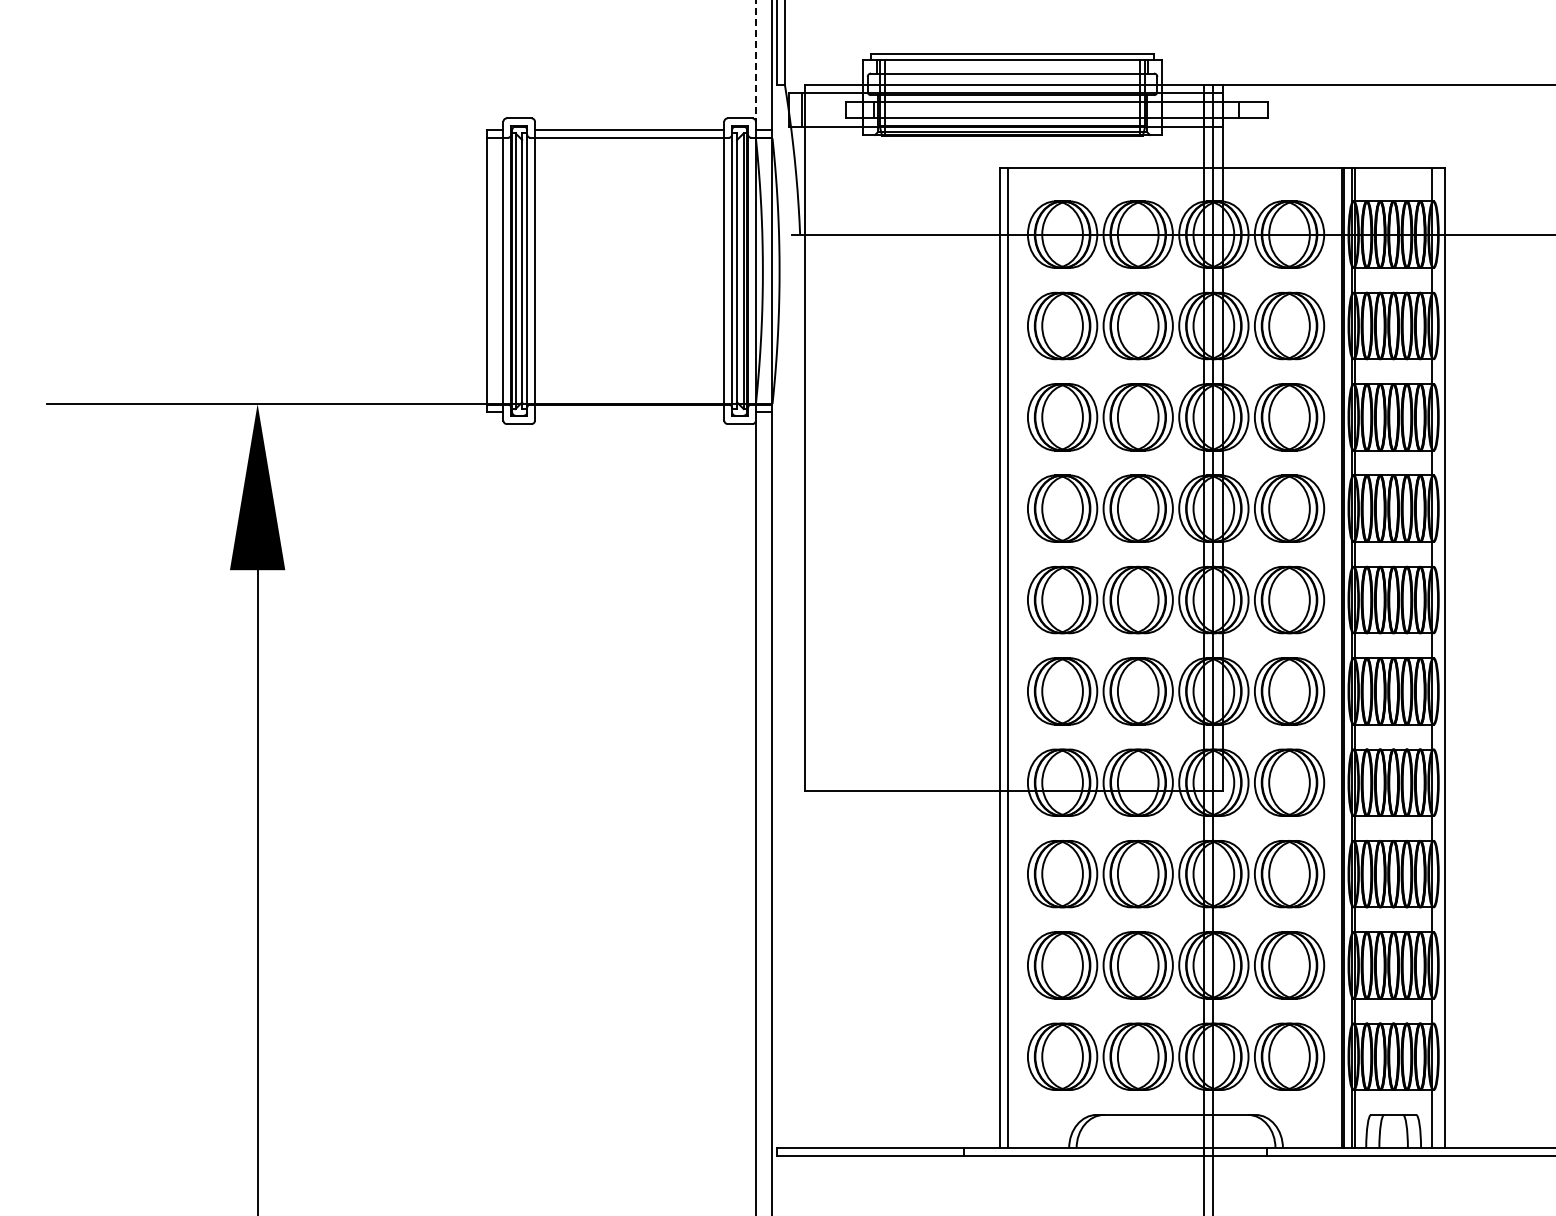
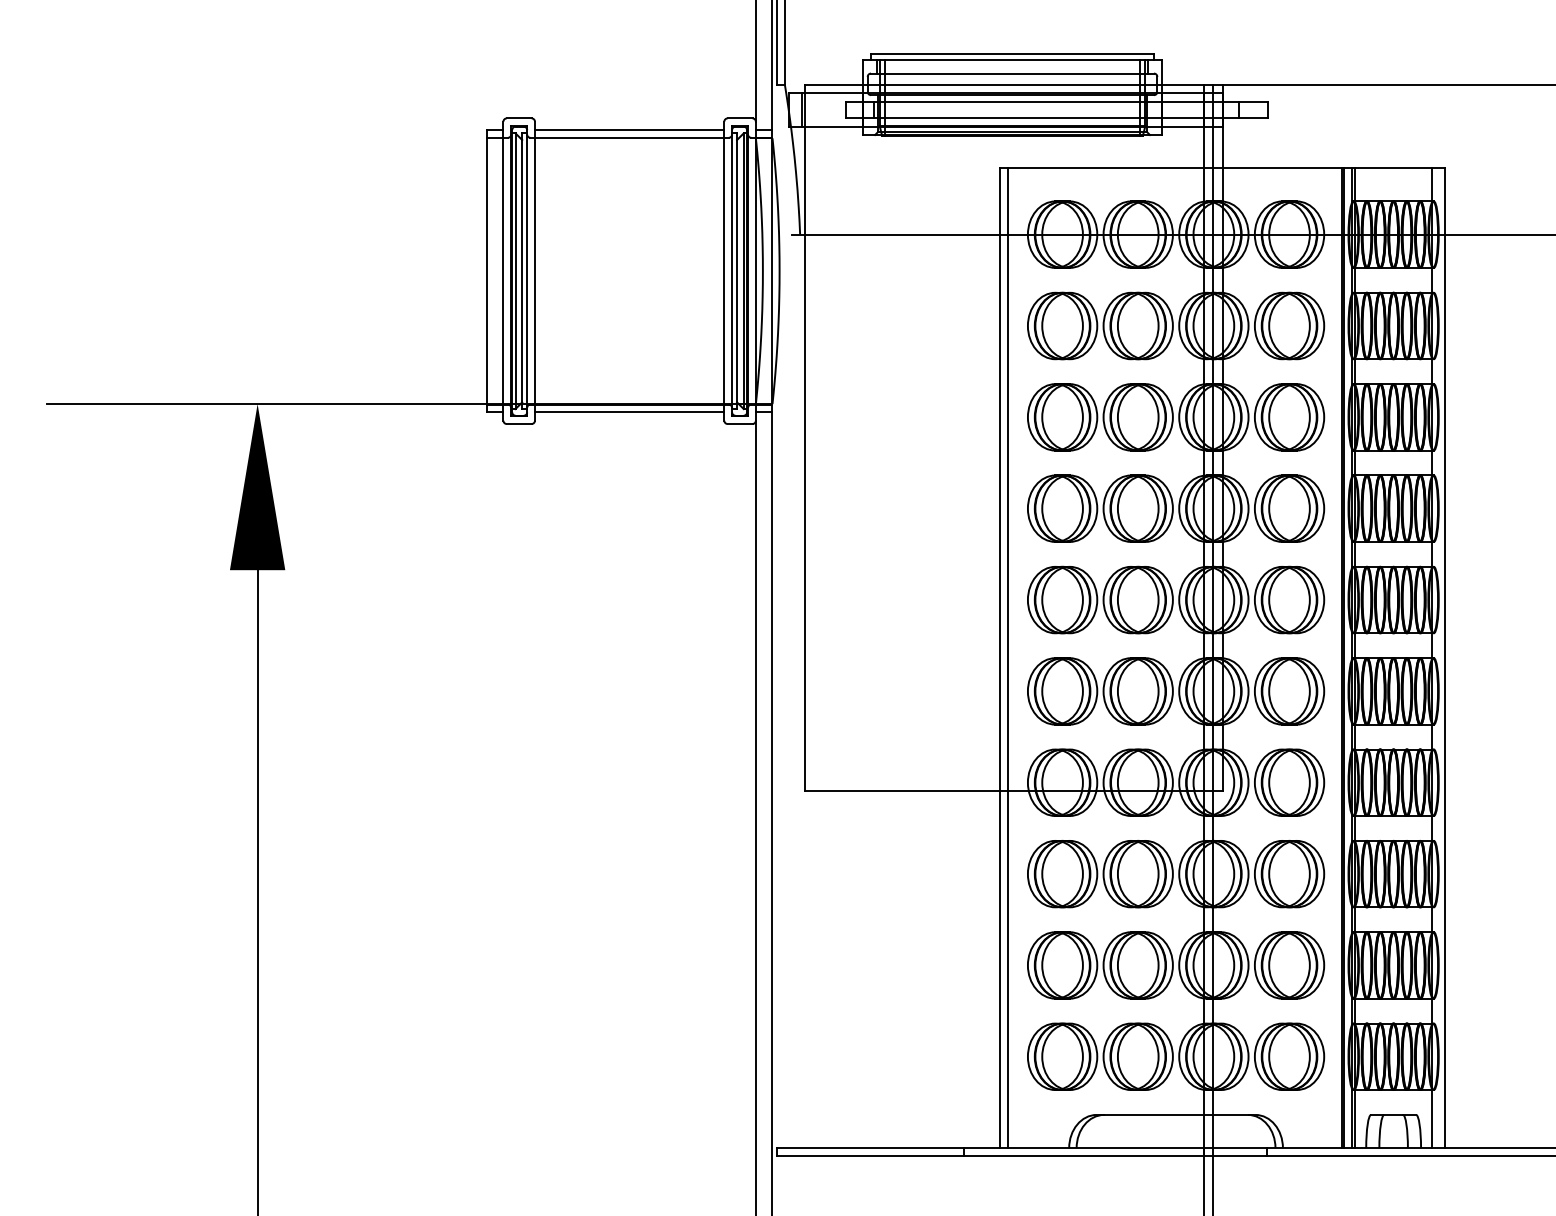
line: dashed -> solid (755, 61)
line: none -> present (629, 412)
